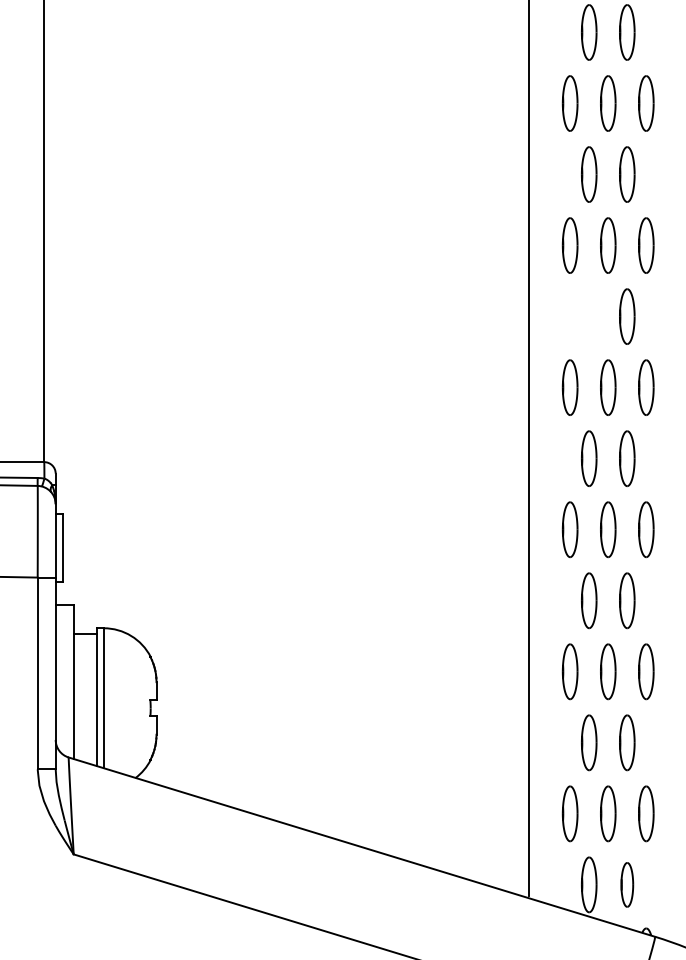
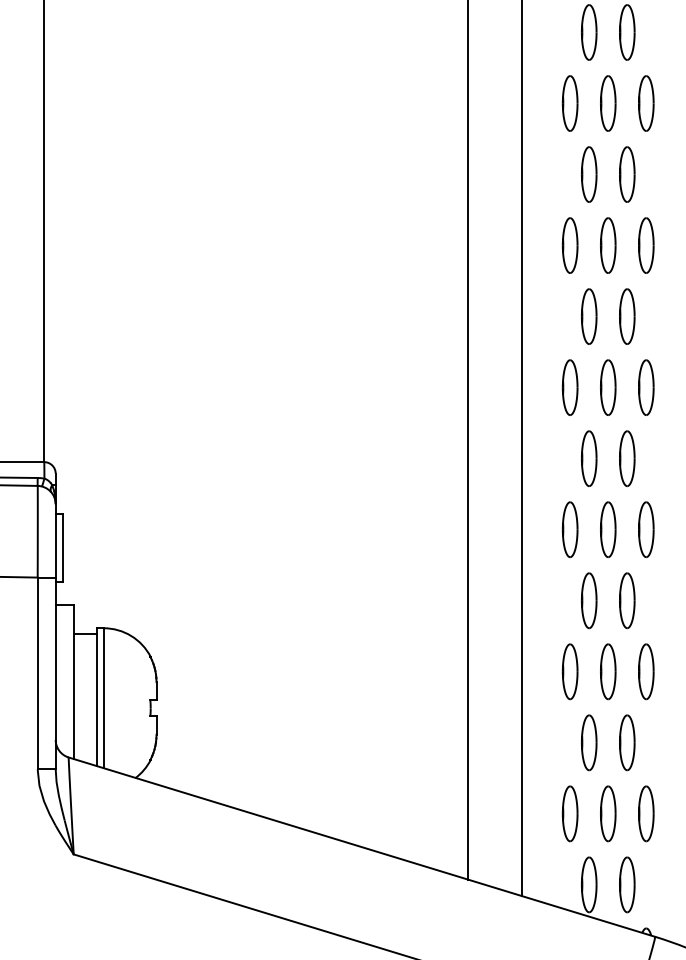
part: none -> present (589, 316)
line: none -> present (468, 440)
line position: (528, 449) -> (521, 449) (521, 449)
part size: 15x46 px -> 17x58 px (627, 884)
